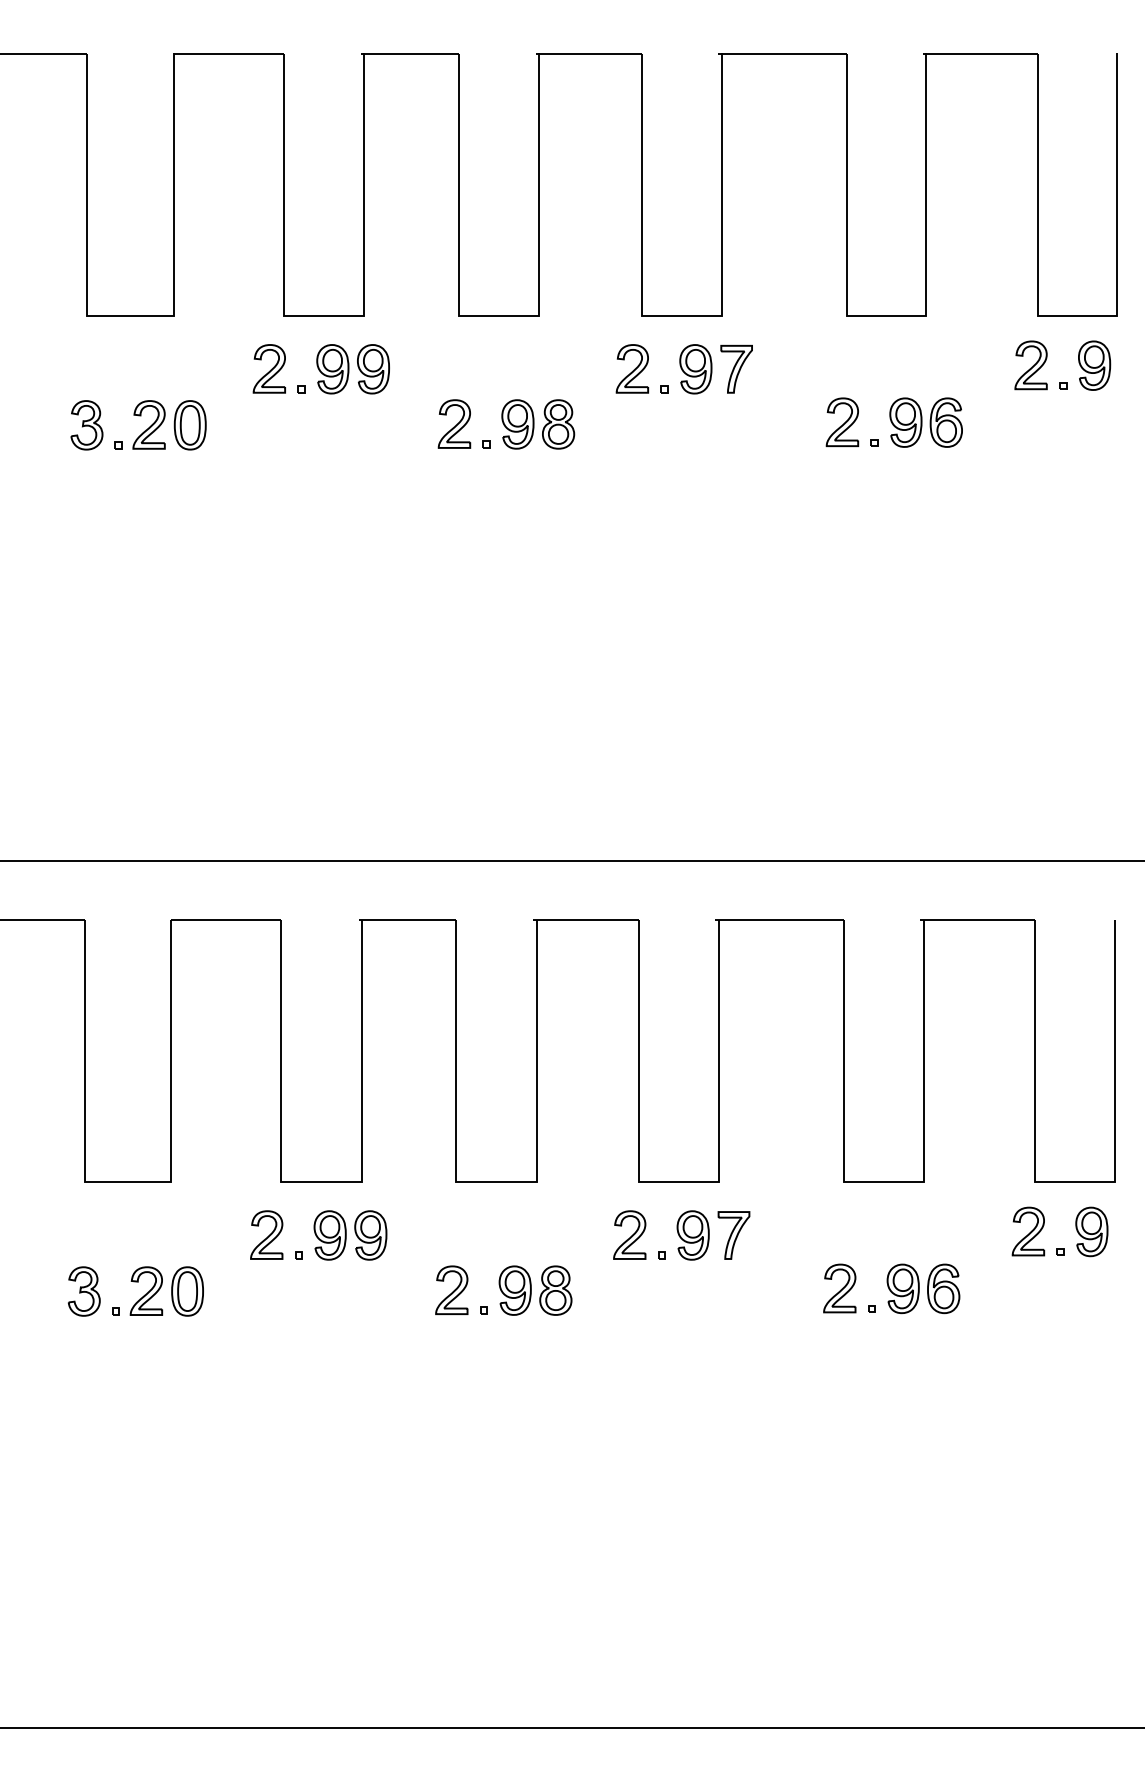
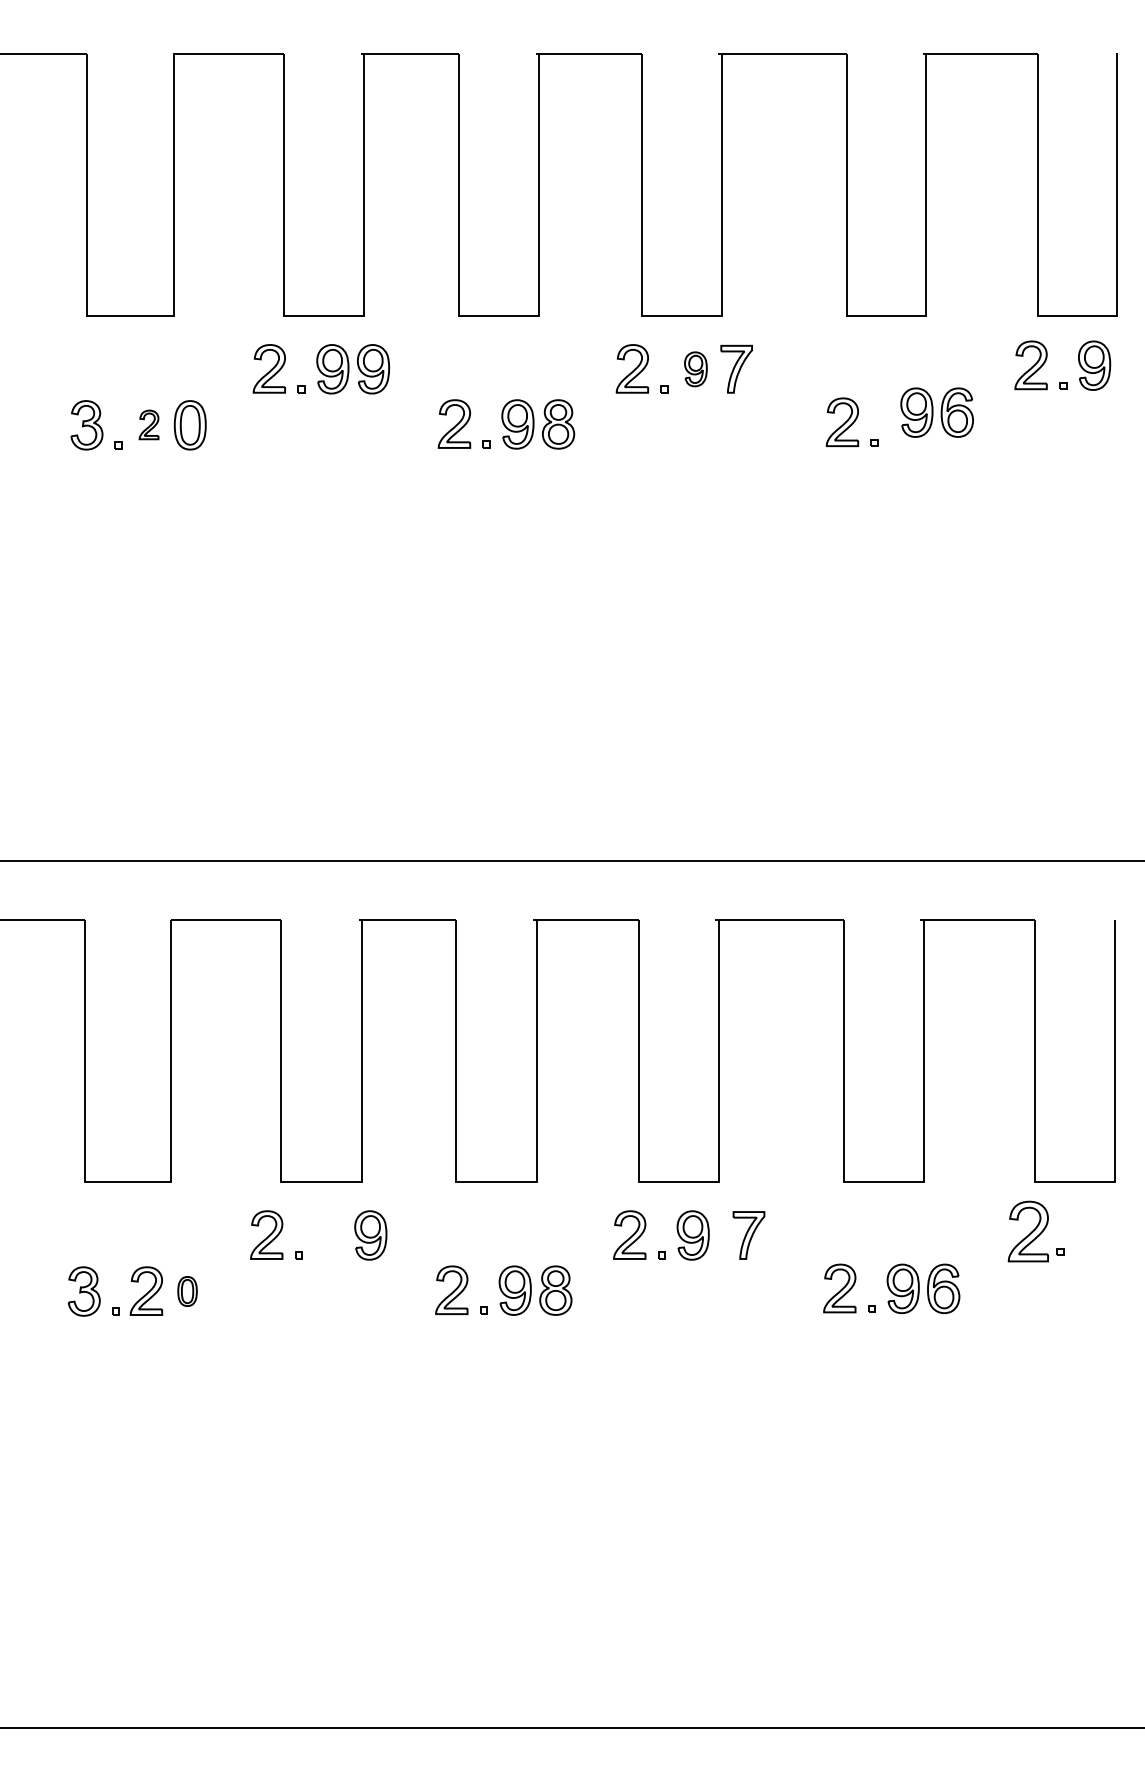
part size: 34x51 px -> 24x37 px (695, 369)
part position: (925, 422) -> (936, 412) (936, 412)
part size: 34x50 px -> 22x32 px (148, 424)
part size: 35x51 px -> 42x63 px (1027, 1231)
part: present -> none (1091, 1231)
part: present -> none (329, 1235)
part position: (733, 1235) -> (748, 1235) (748, 1235)
part size: 33x51 px -> 21x31 px (187, 1291)
